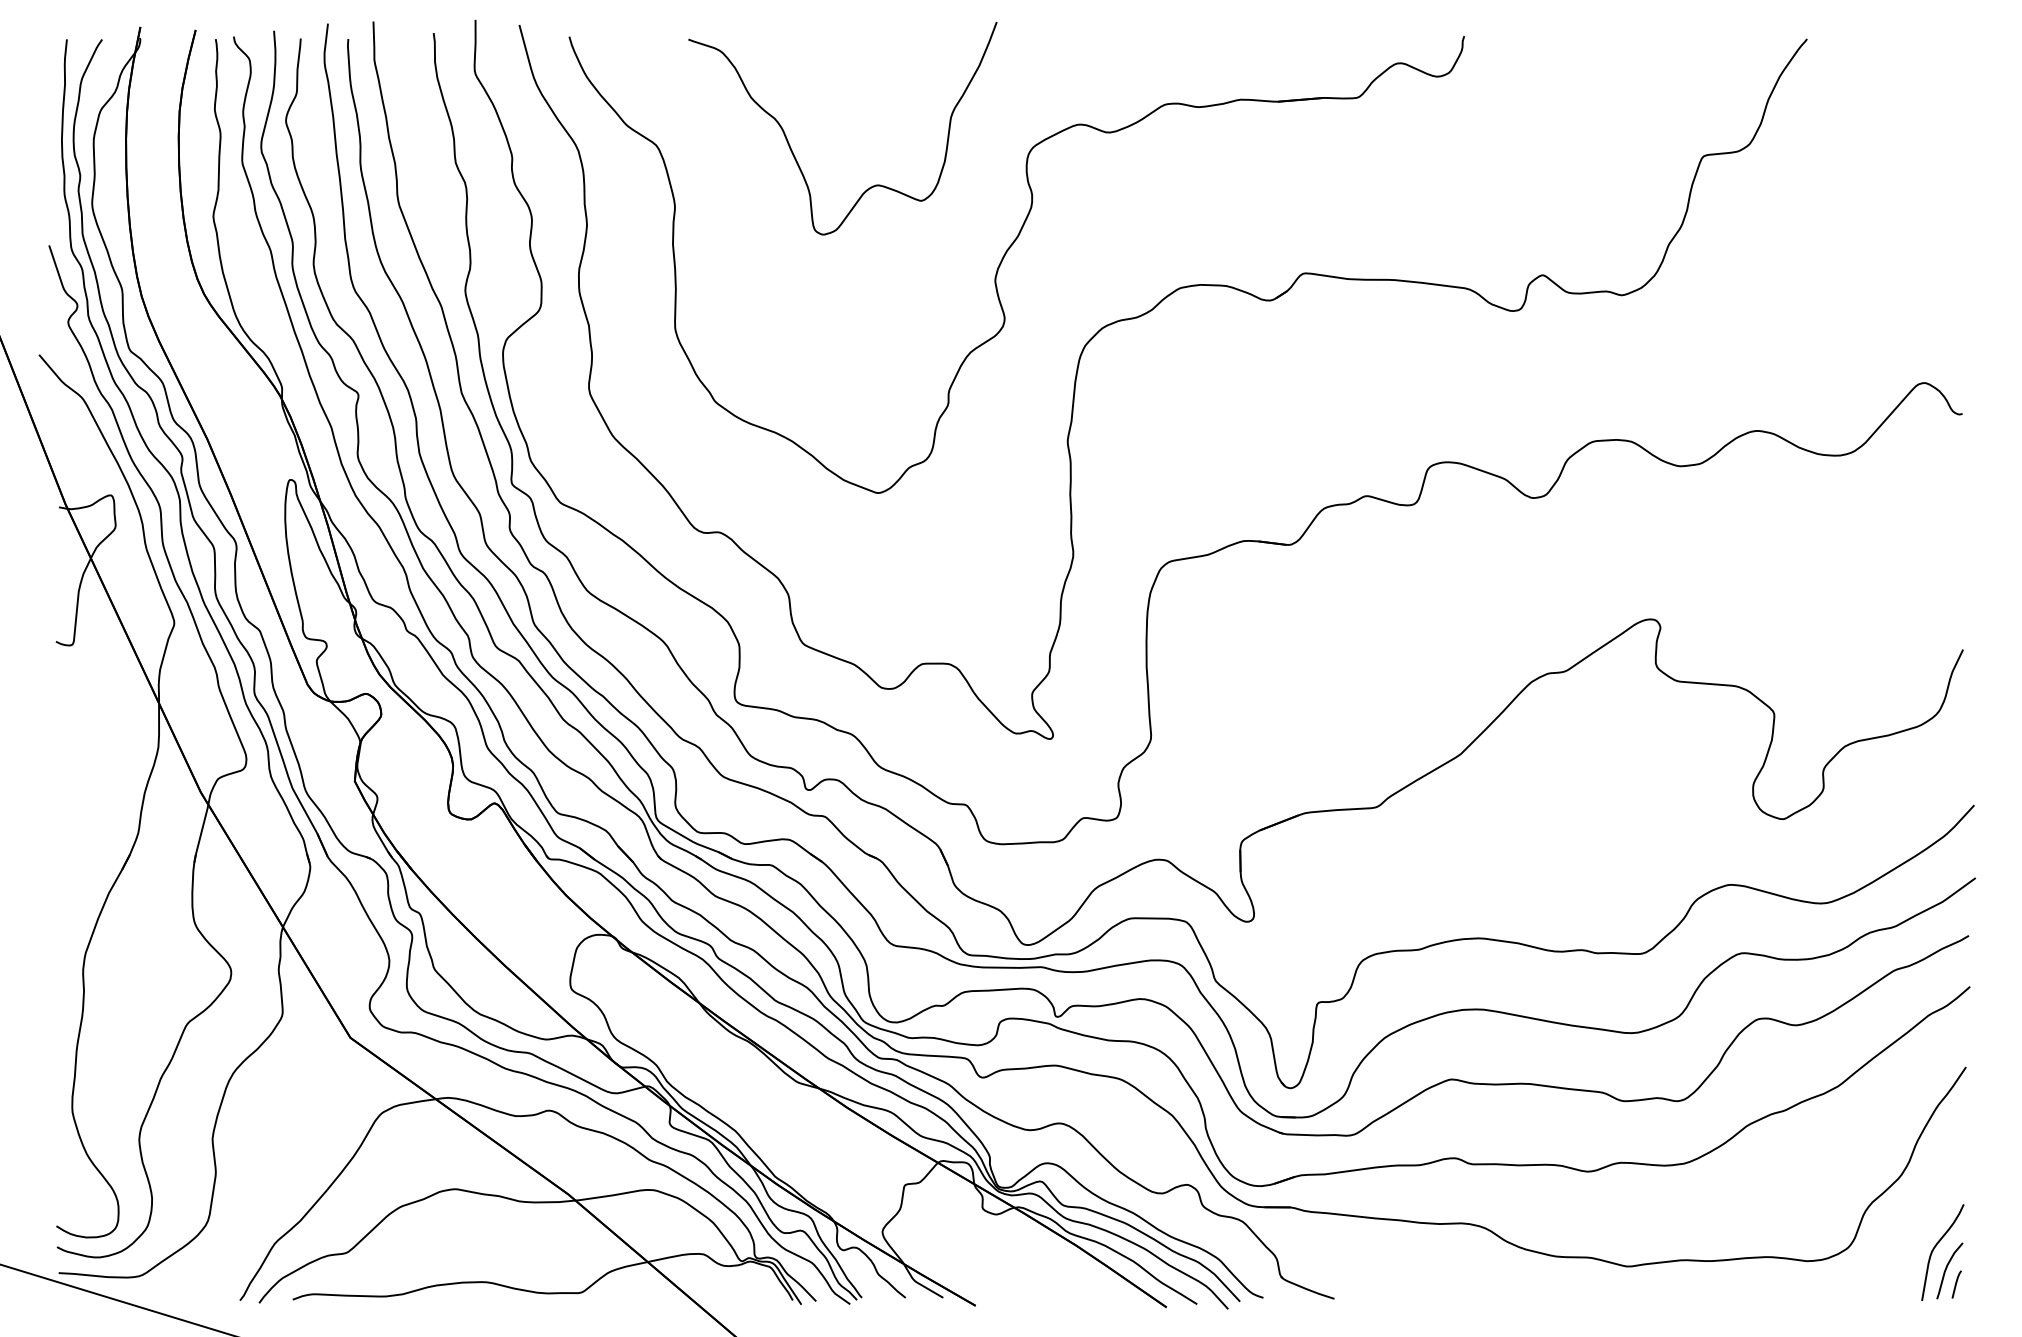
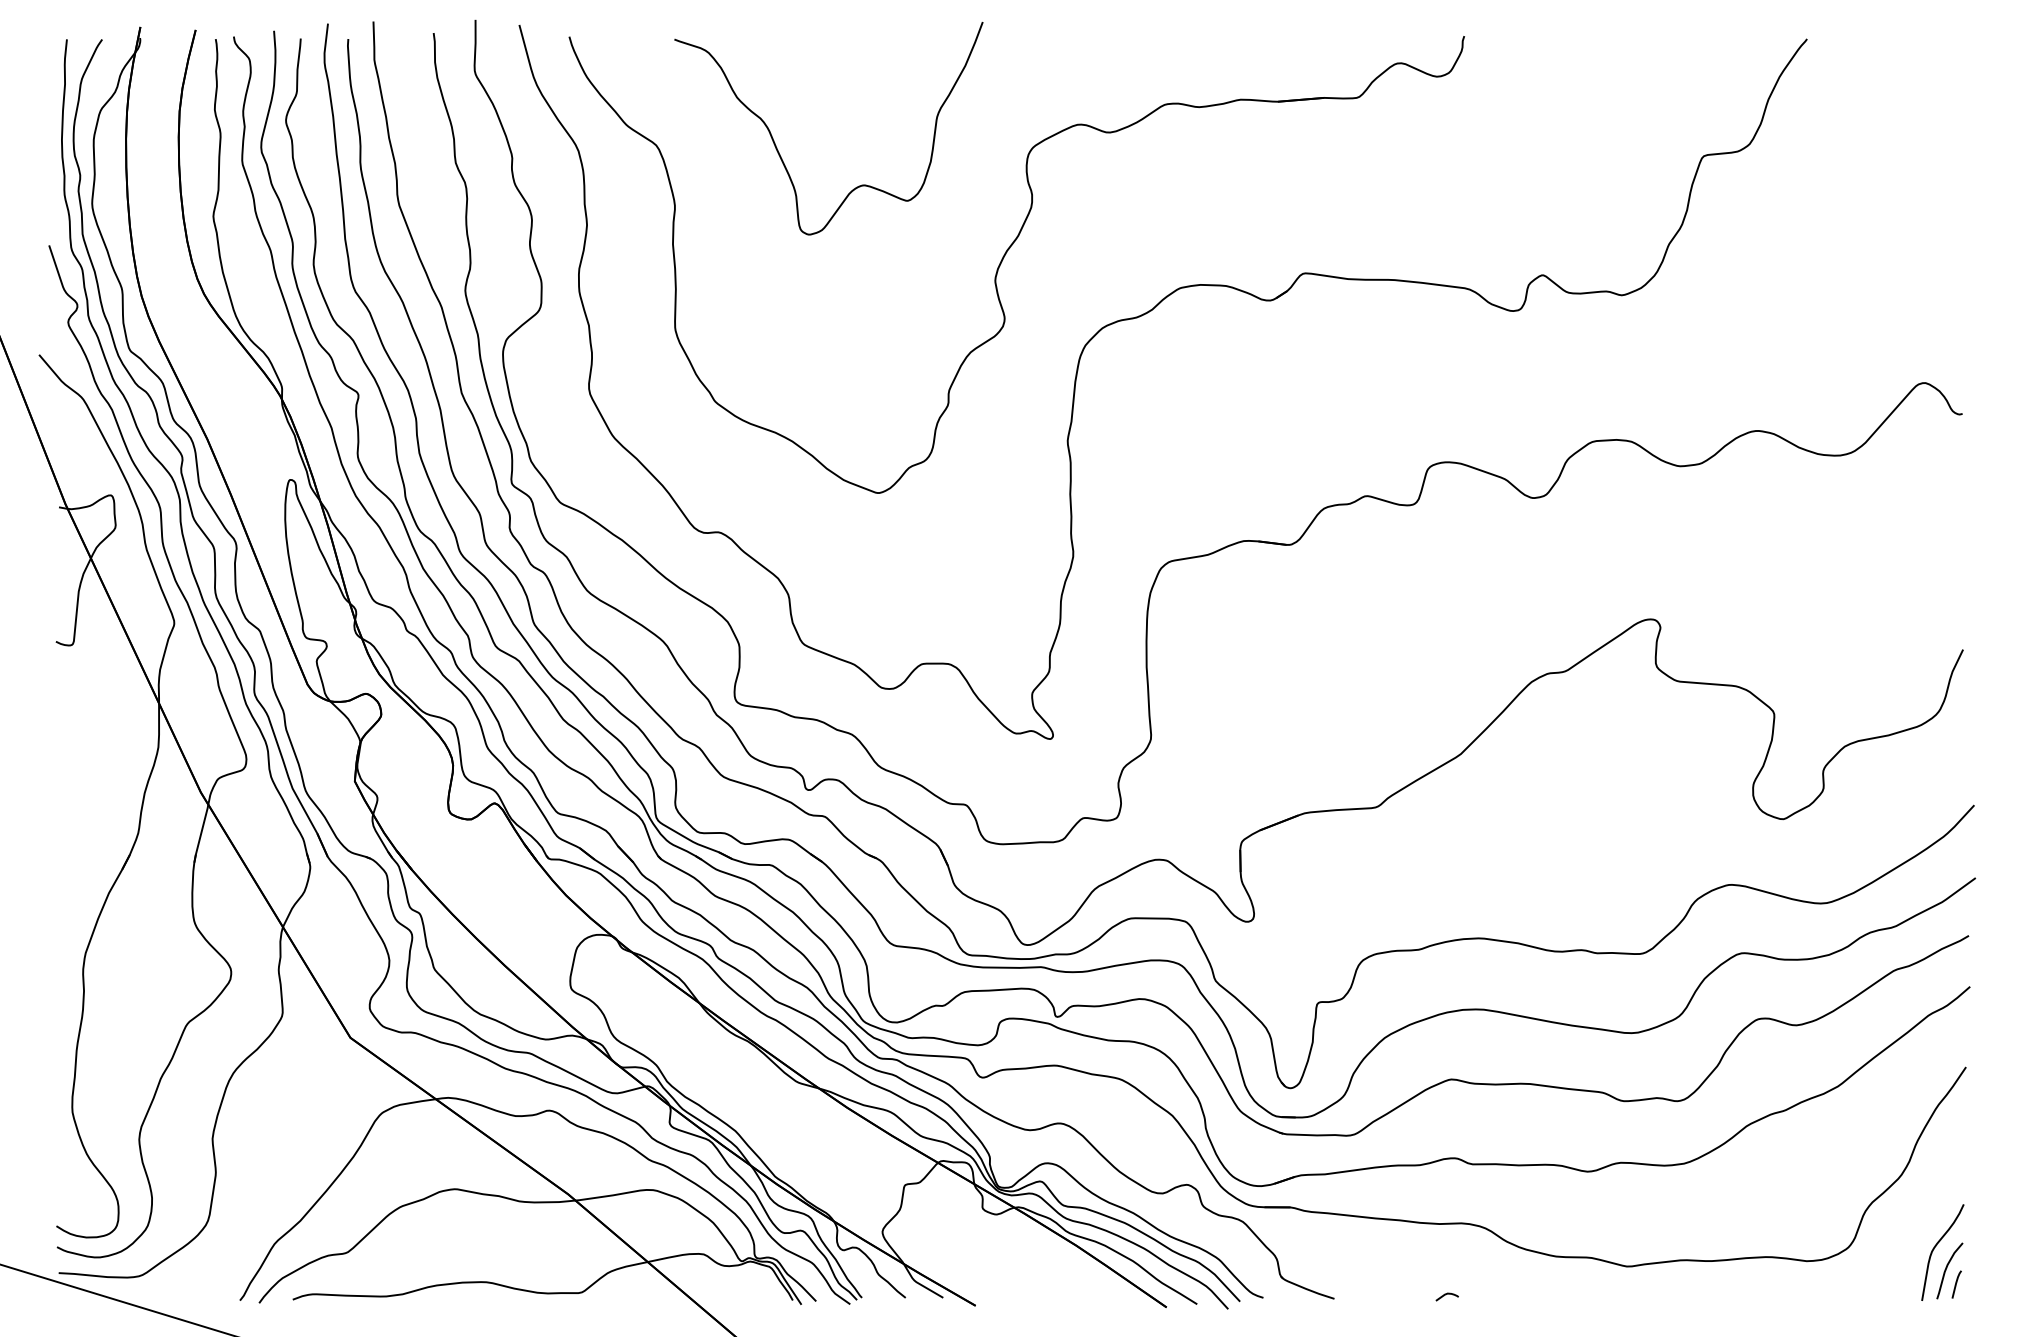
curve position: (791, 147) -> (777, 147) (777, 147)
curve: none -> present (1445, 1295)
